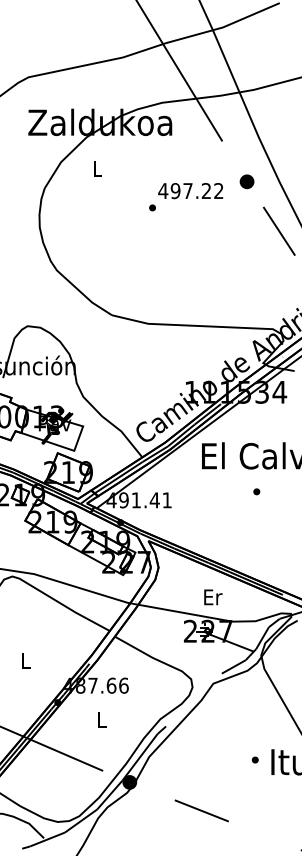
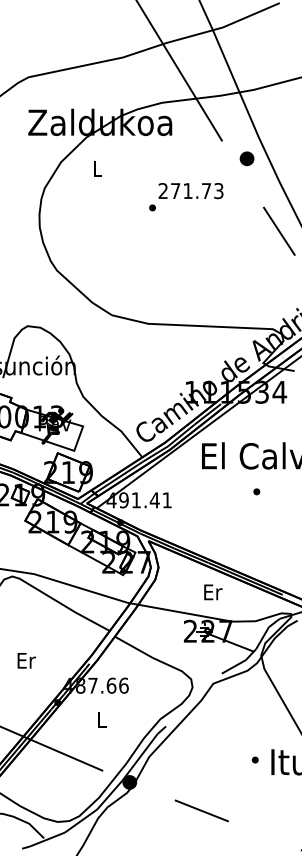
part position: (246, 181) -> (246, 158) (246, 158)
text: 497.22 -> 271.73 (190, 191)
text position: (213, 597) -> (213, 592) (213, 592)
text: L -> Er (26, 660)
